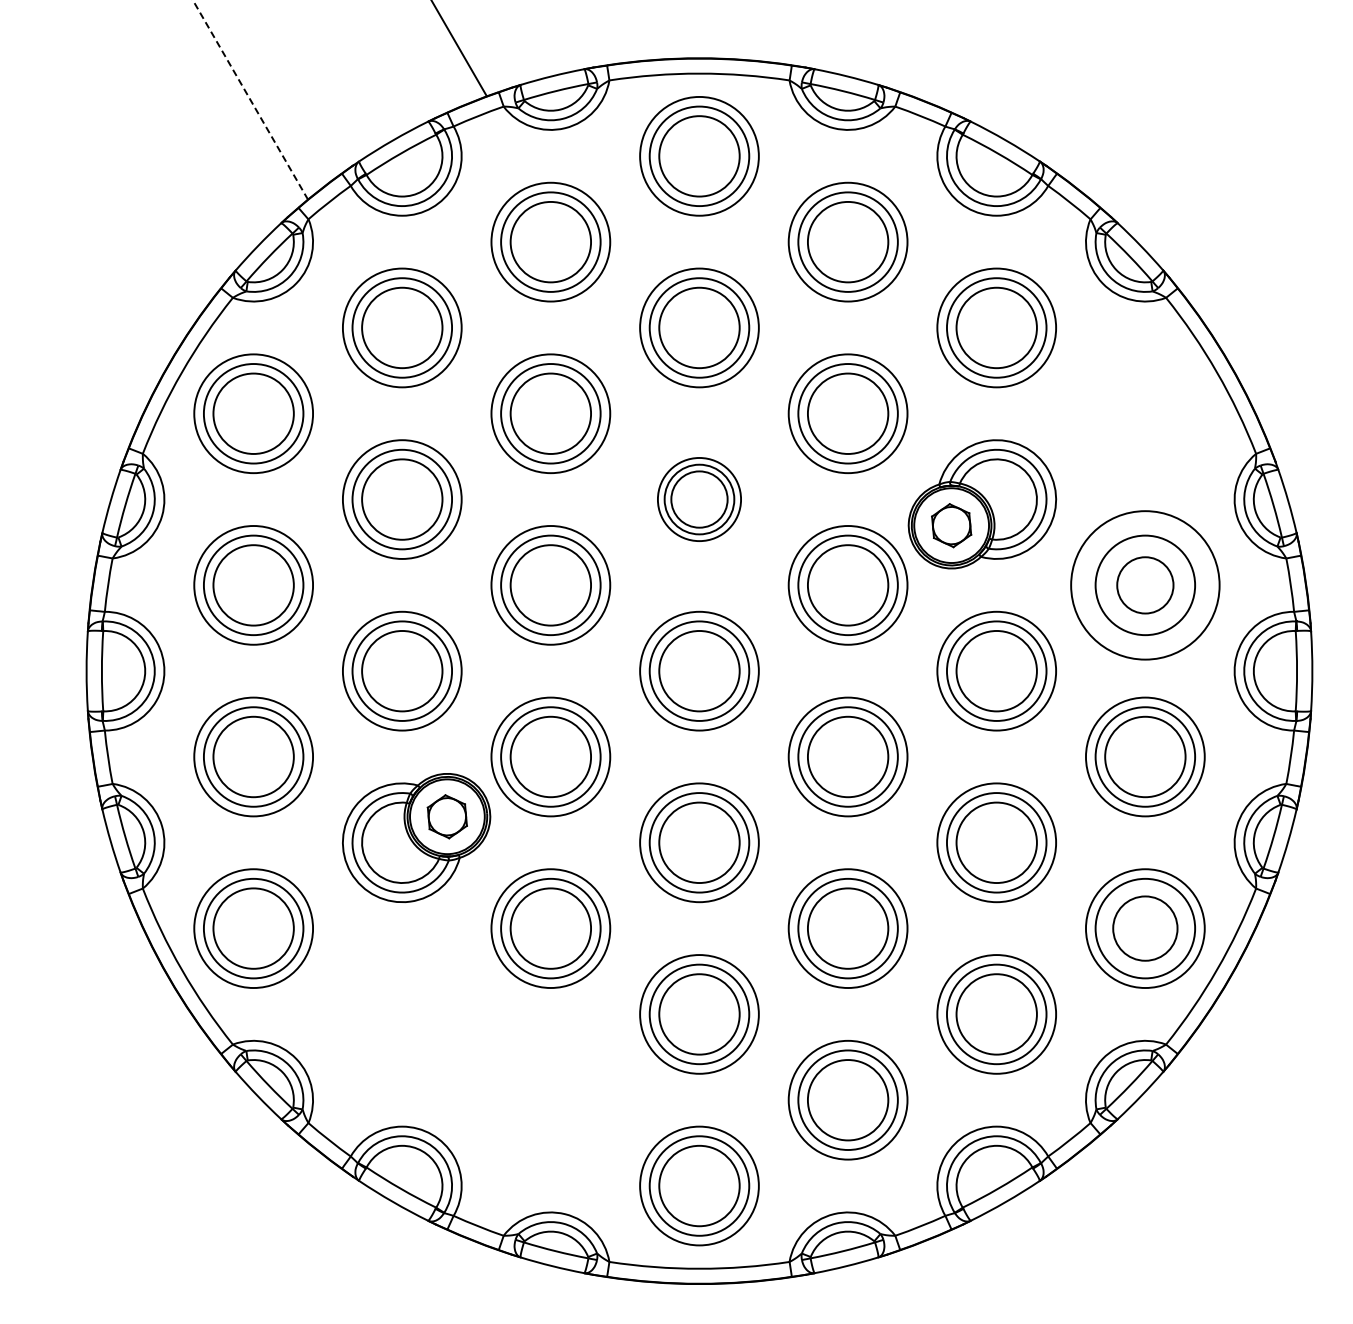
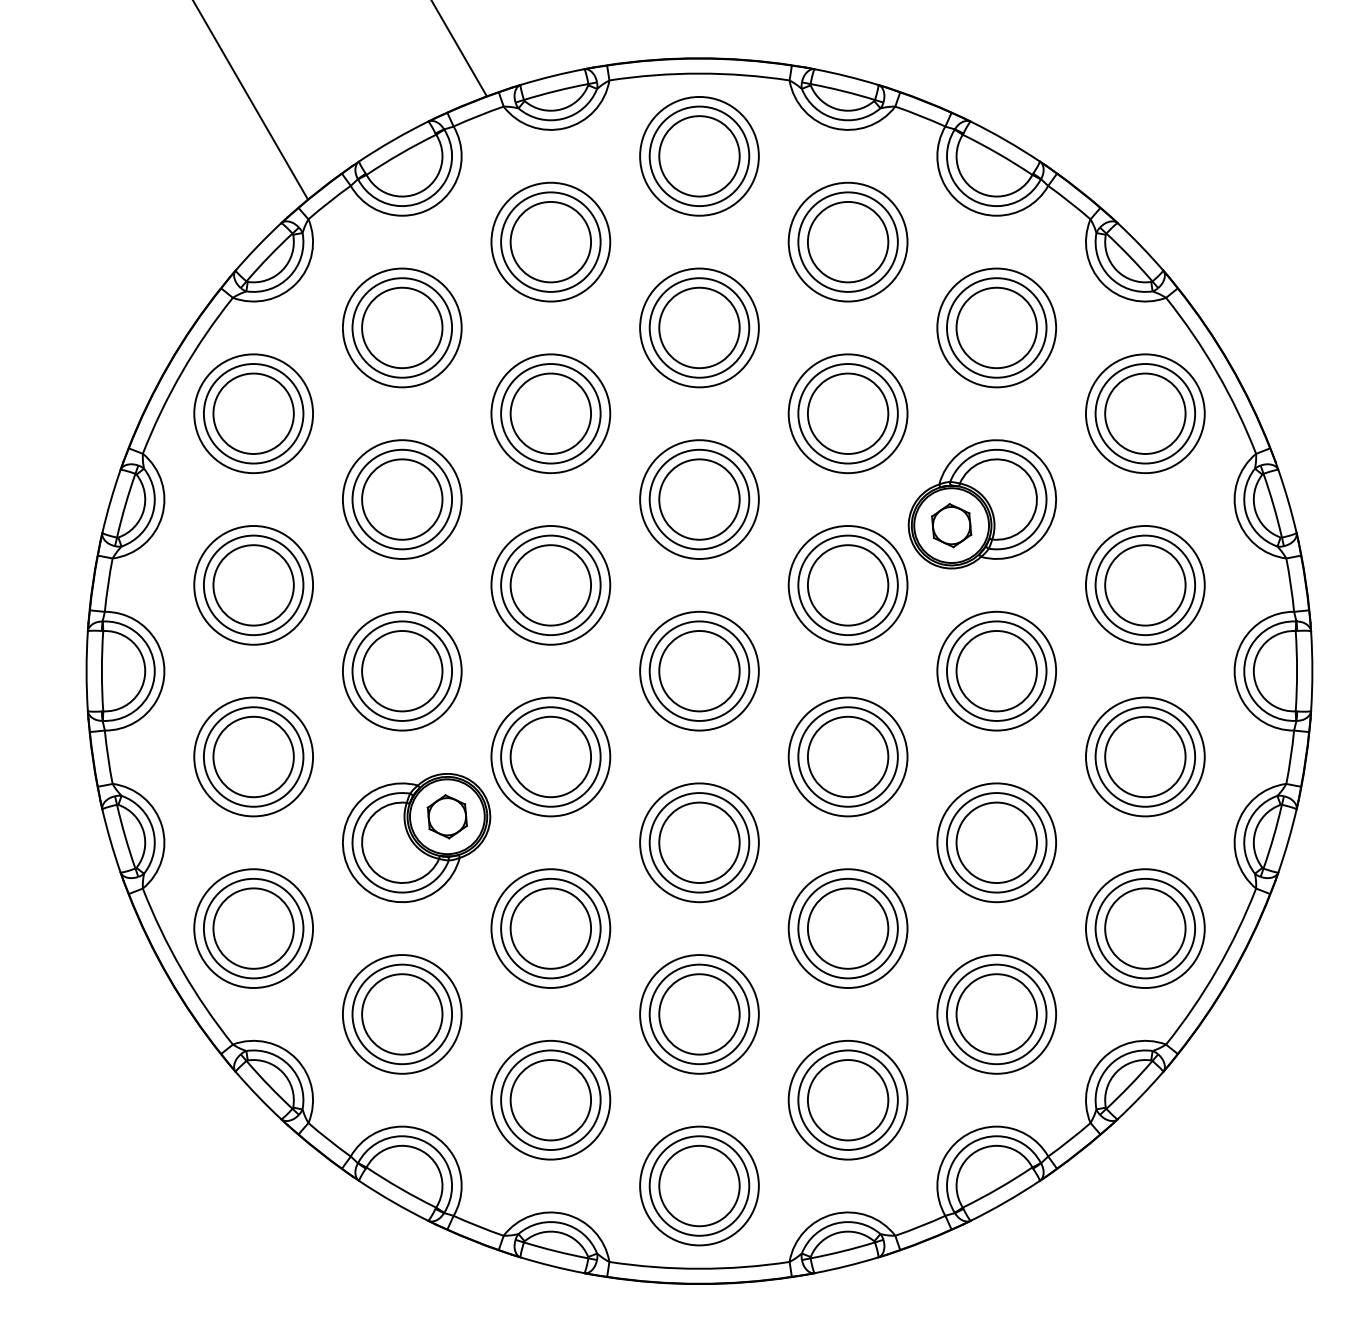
line: dashed -> solid (250, 100)
part: none -> present (1145, 413)
part size: 85x85 px -> 121x121 px (699, 499)
circle diameter: 148 px -> 119 px (1144, 585)
circle diameter: 56 px -> 80 px (1145, 585)
circle diameter: 64 px -> 80 px (1145, 928)
part: none -> present (402, 1014)
part: none -> present (550, 1100)
